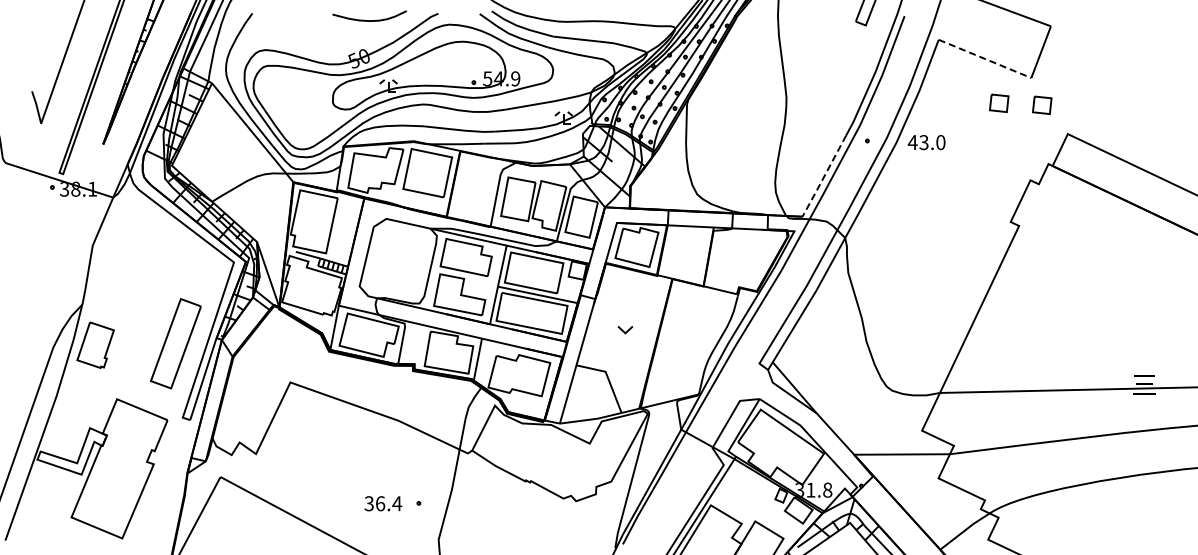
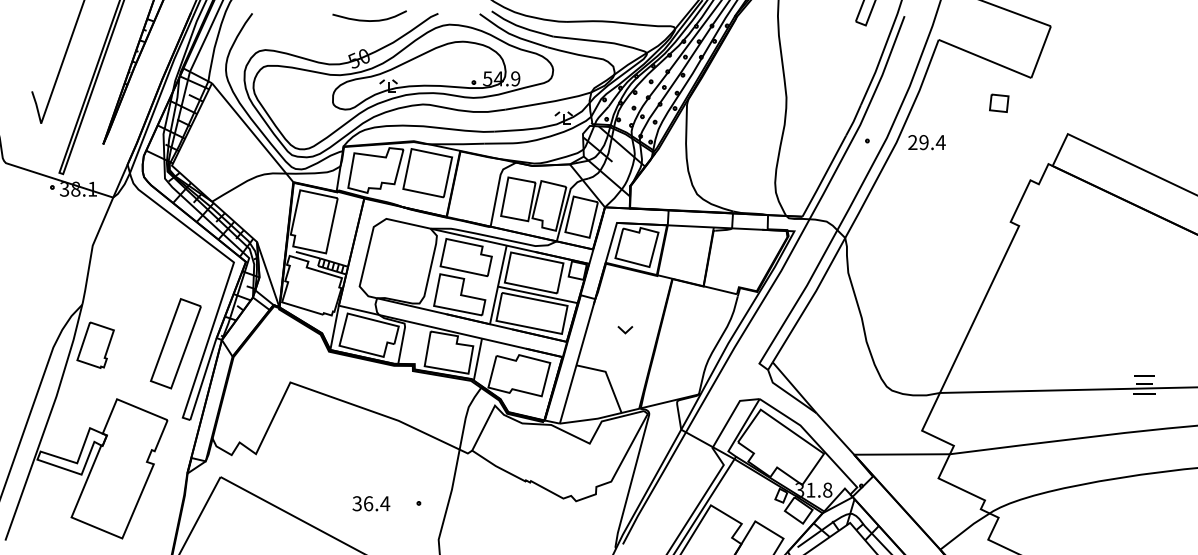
line: dashed -> solid (985, 59)
part: present -> none (1042, 104)
text: 43.0 -> 29.4 (926, 142)
line: dashed -> solid (824, 176)
text position: (383, 503) -> (371, 503) (371, 503)
